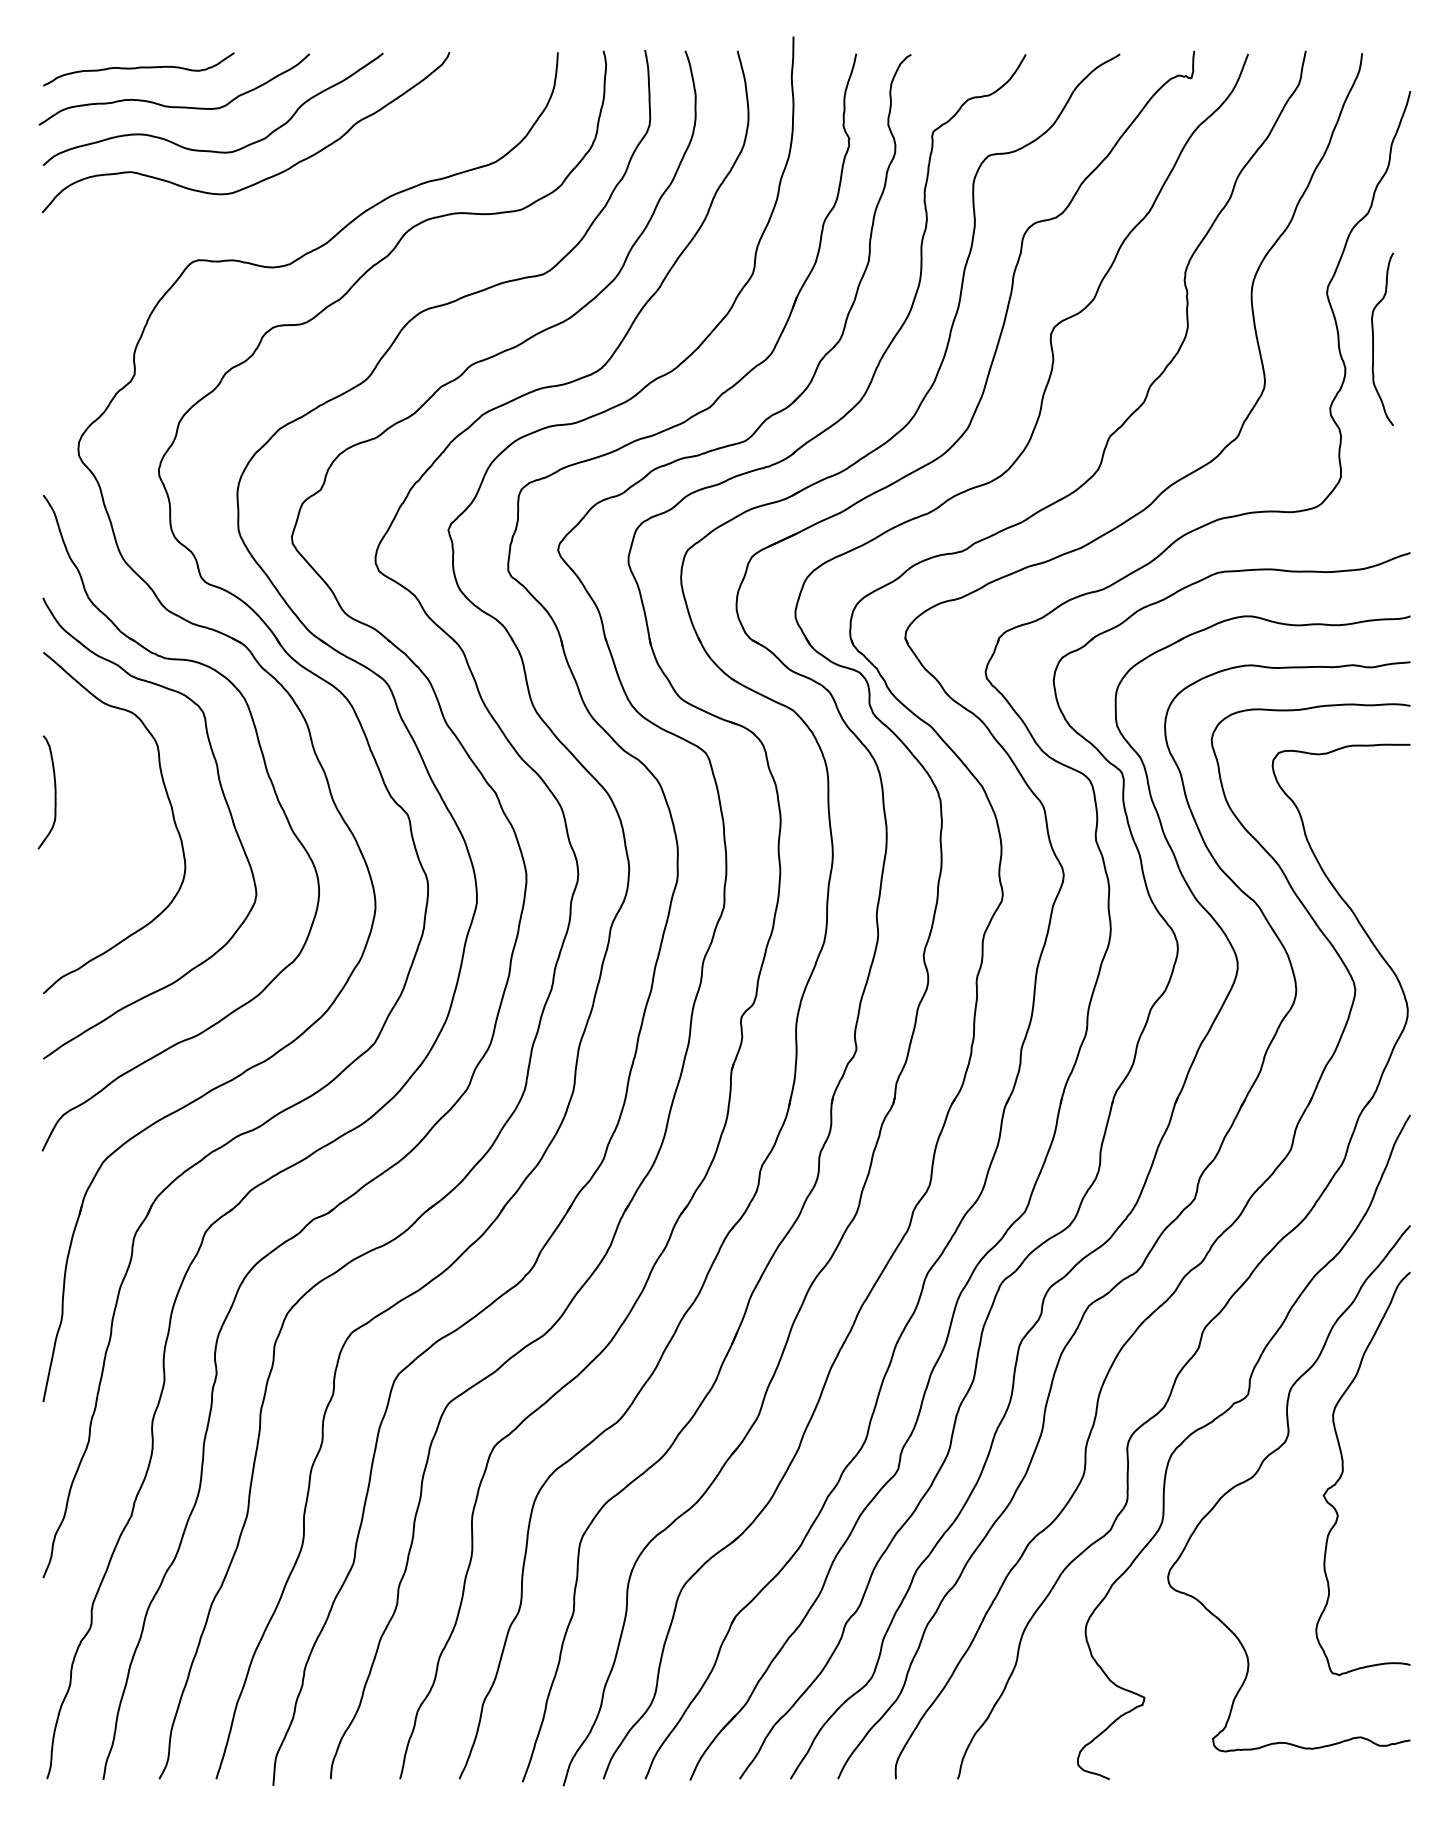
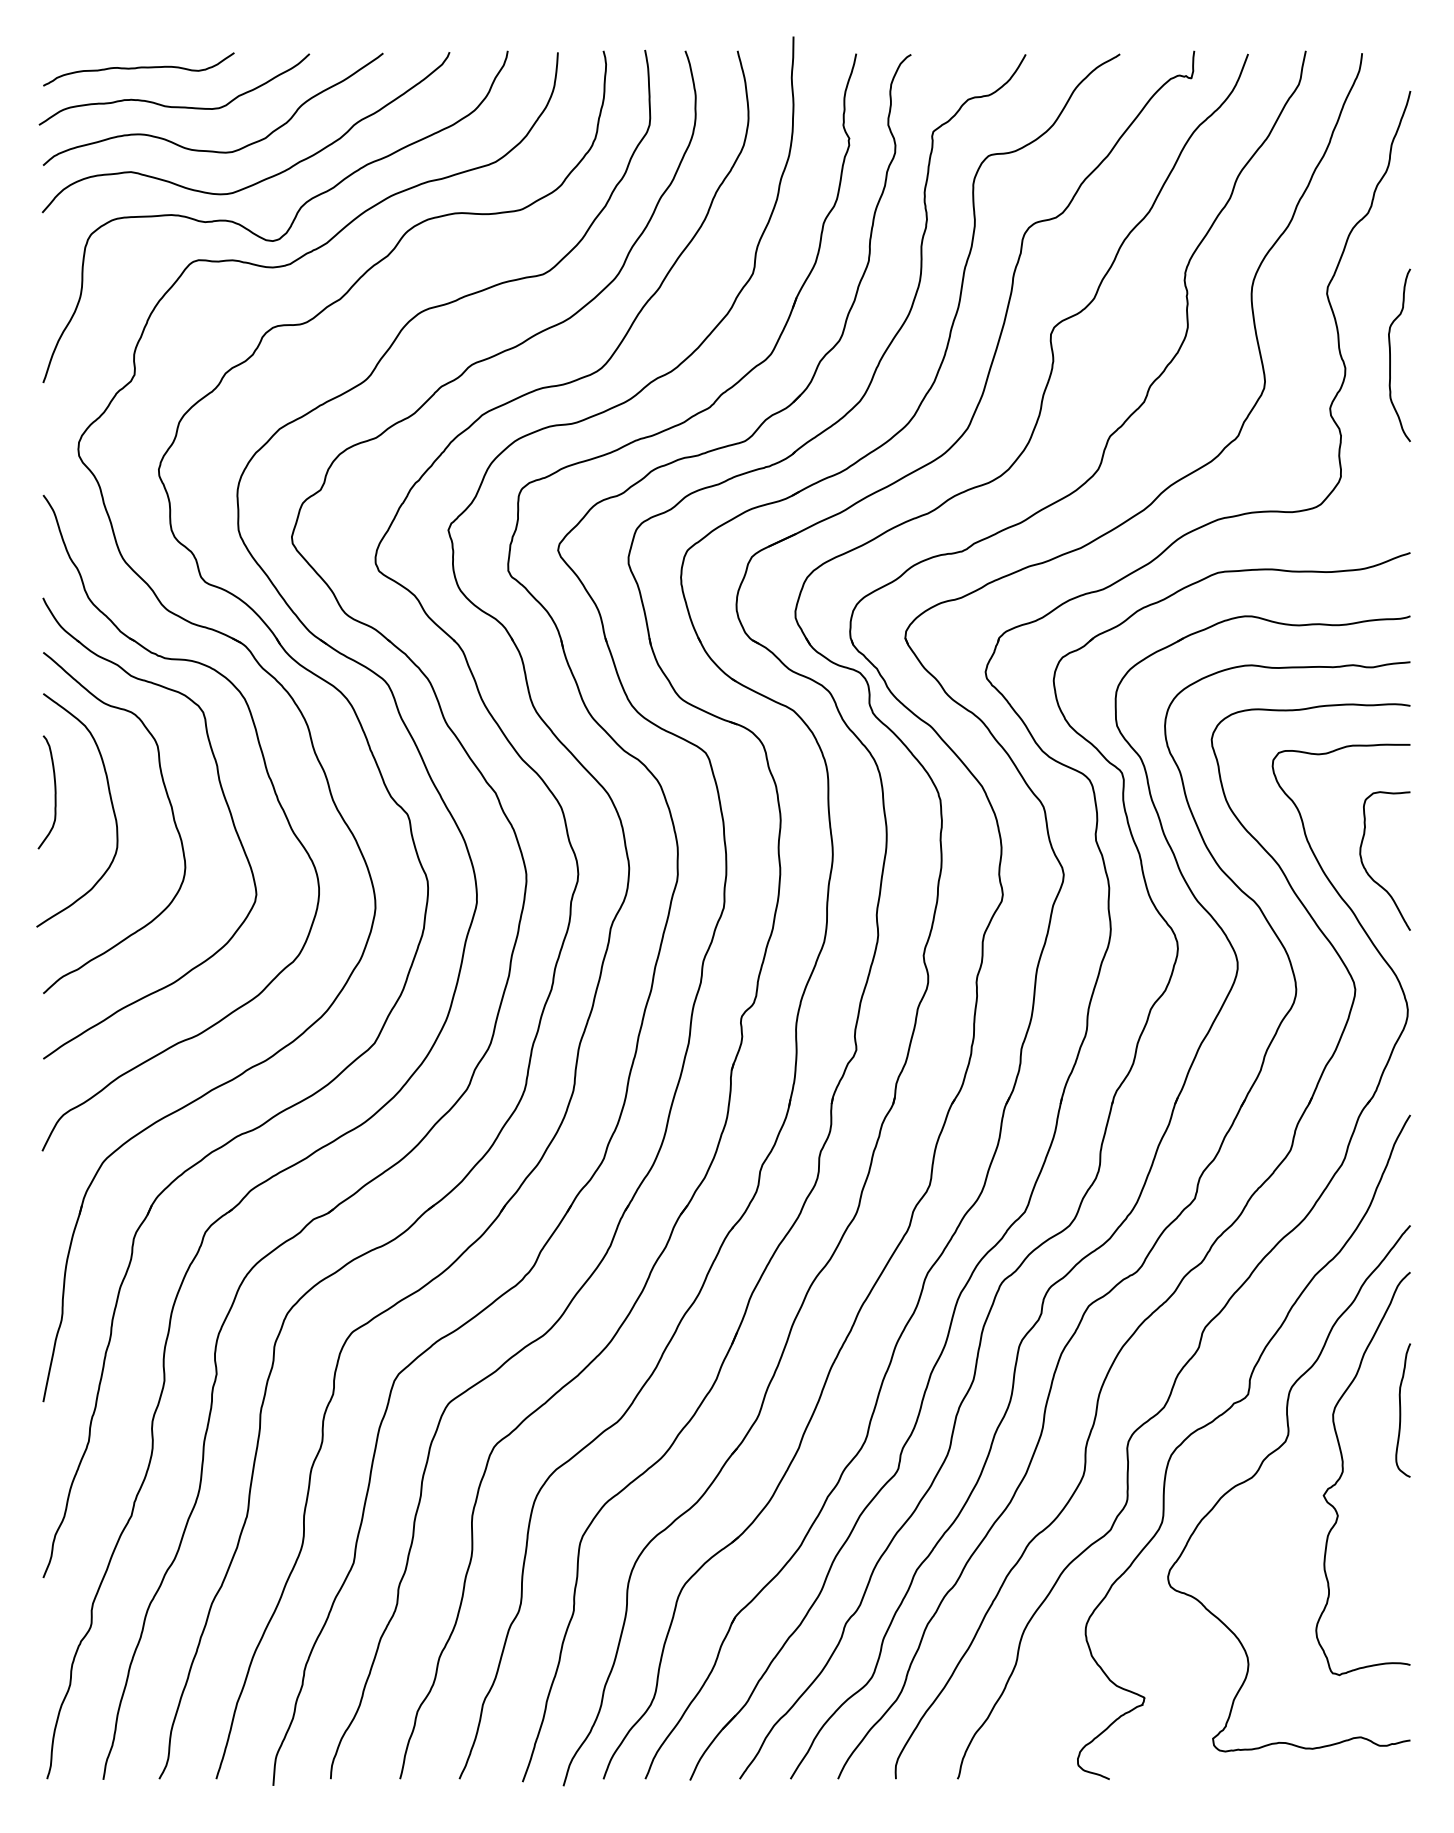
curve: none -> present (290, 224)
curve position: (1373, 339) -> (1390, 355) (1390, 355)
curve: none -> present (110, 801)
curve: none -> present (1368, 872)
curve: none -> present (1401, 1410)
